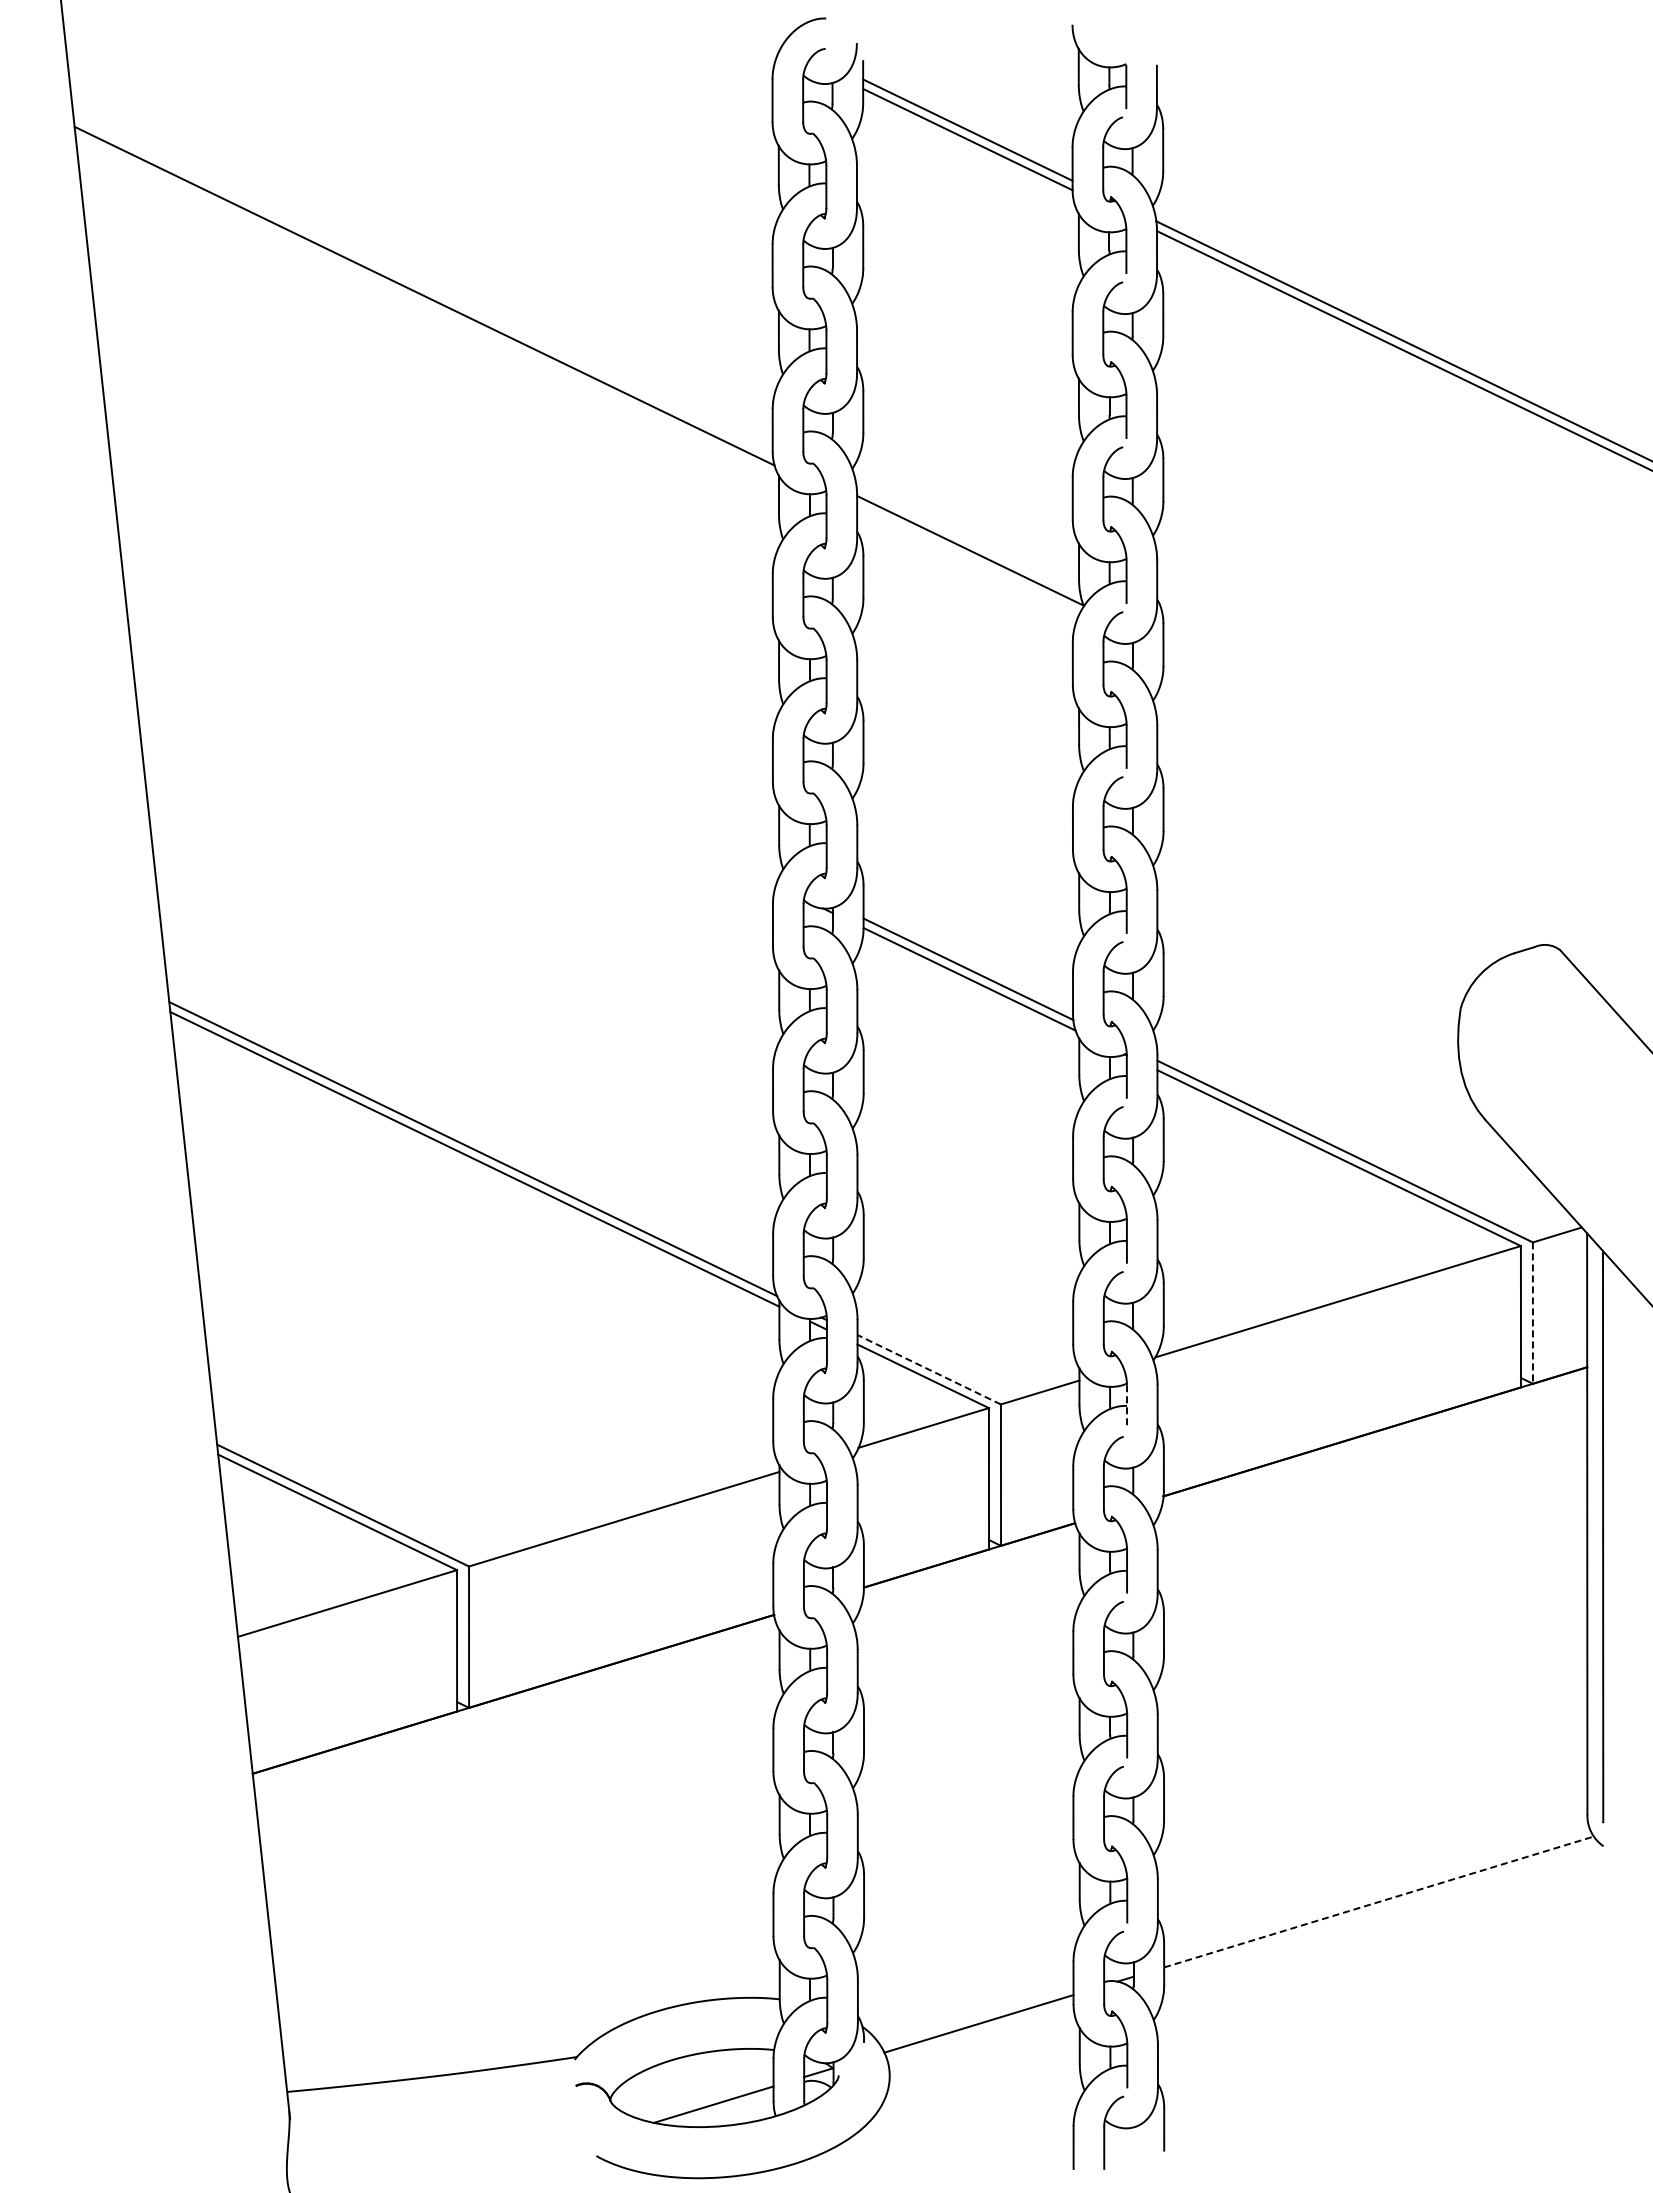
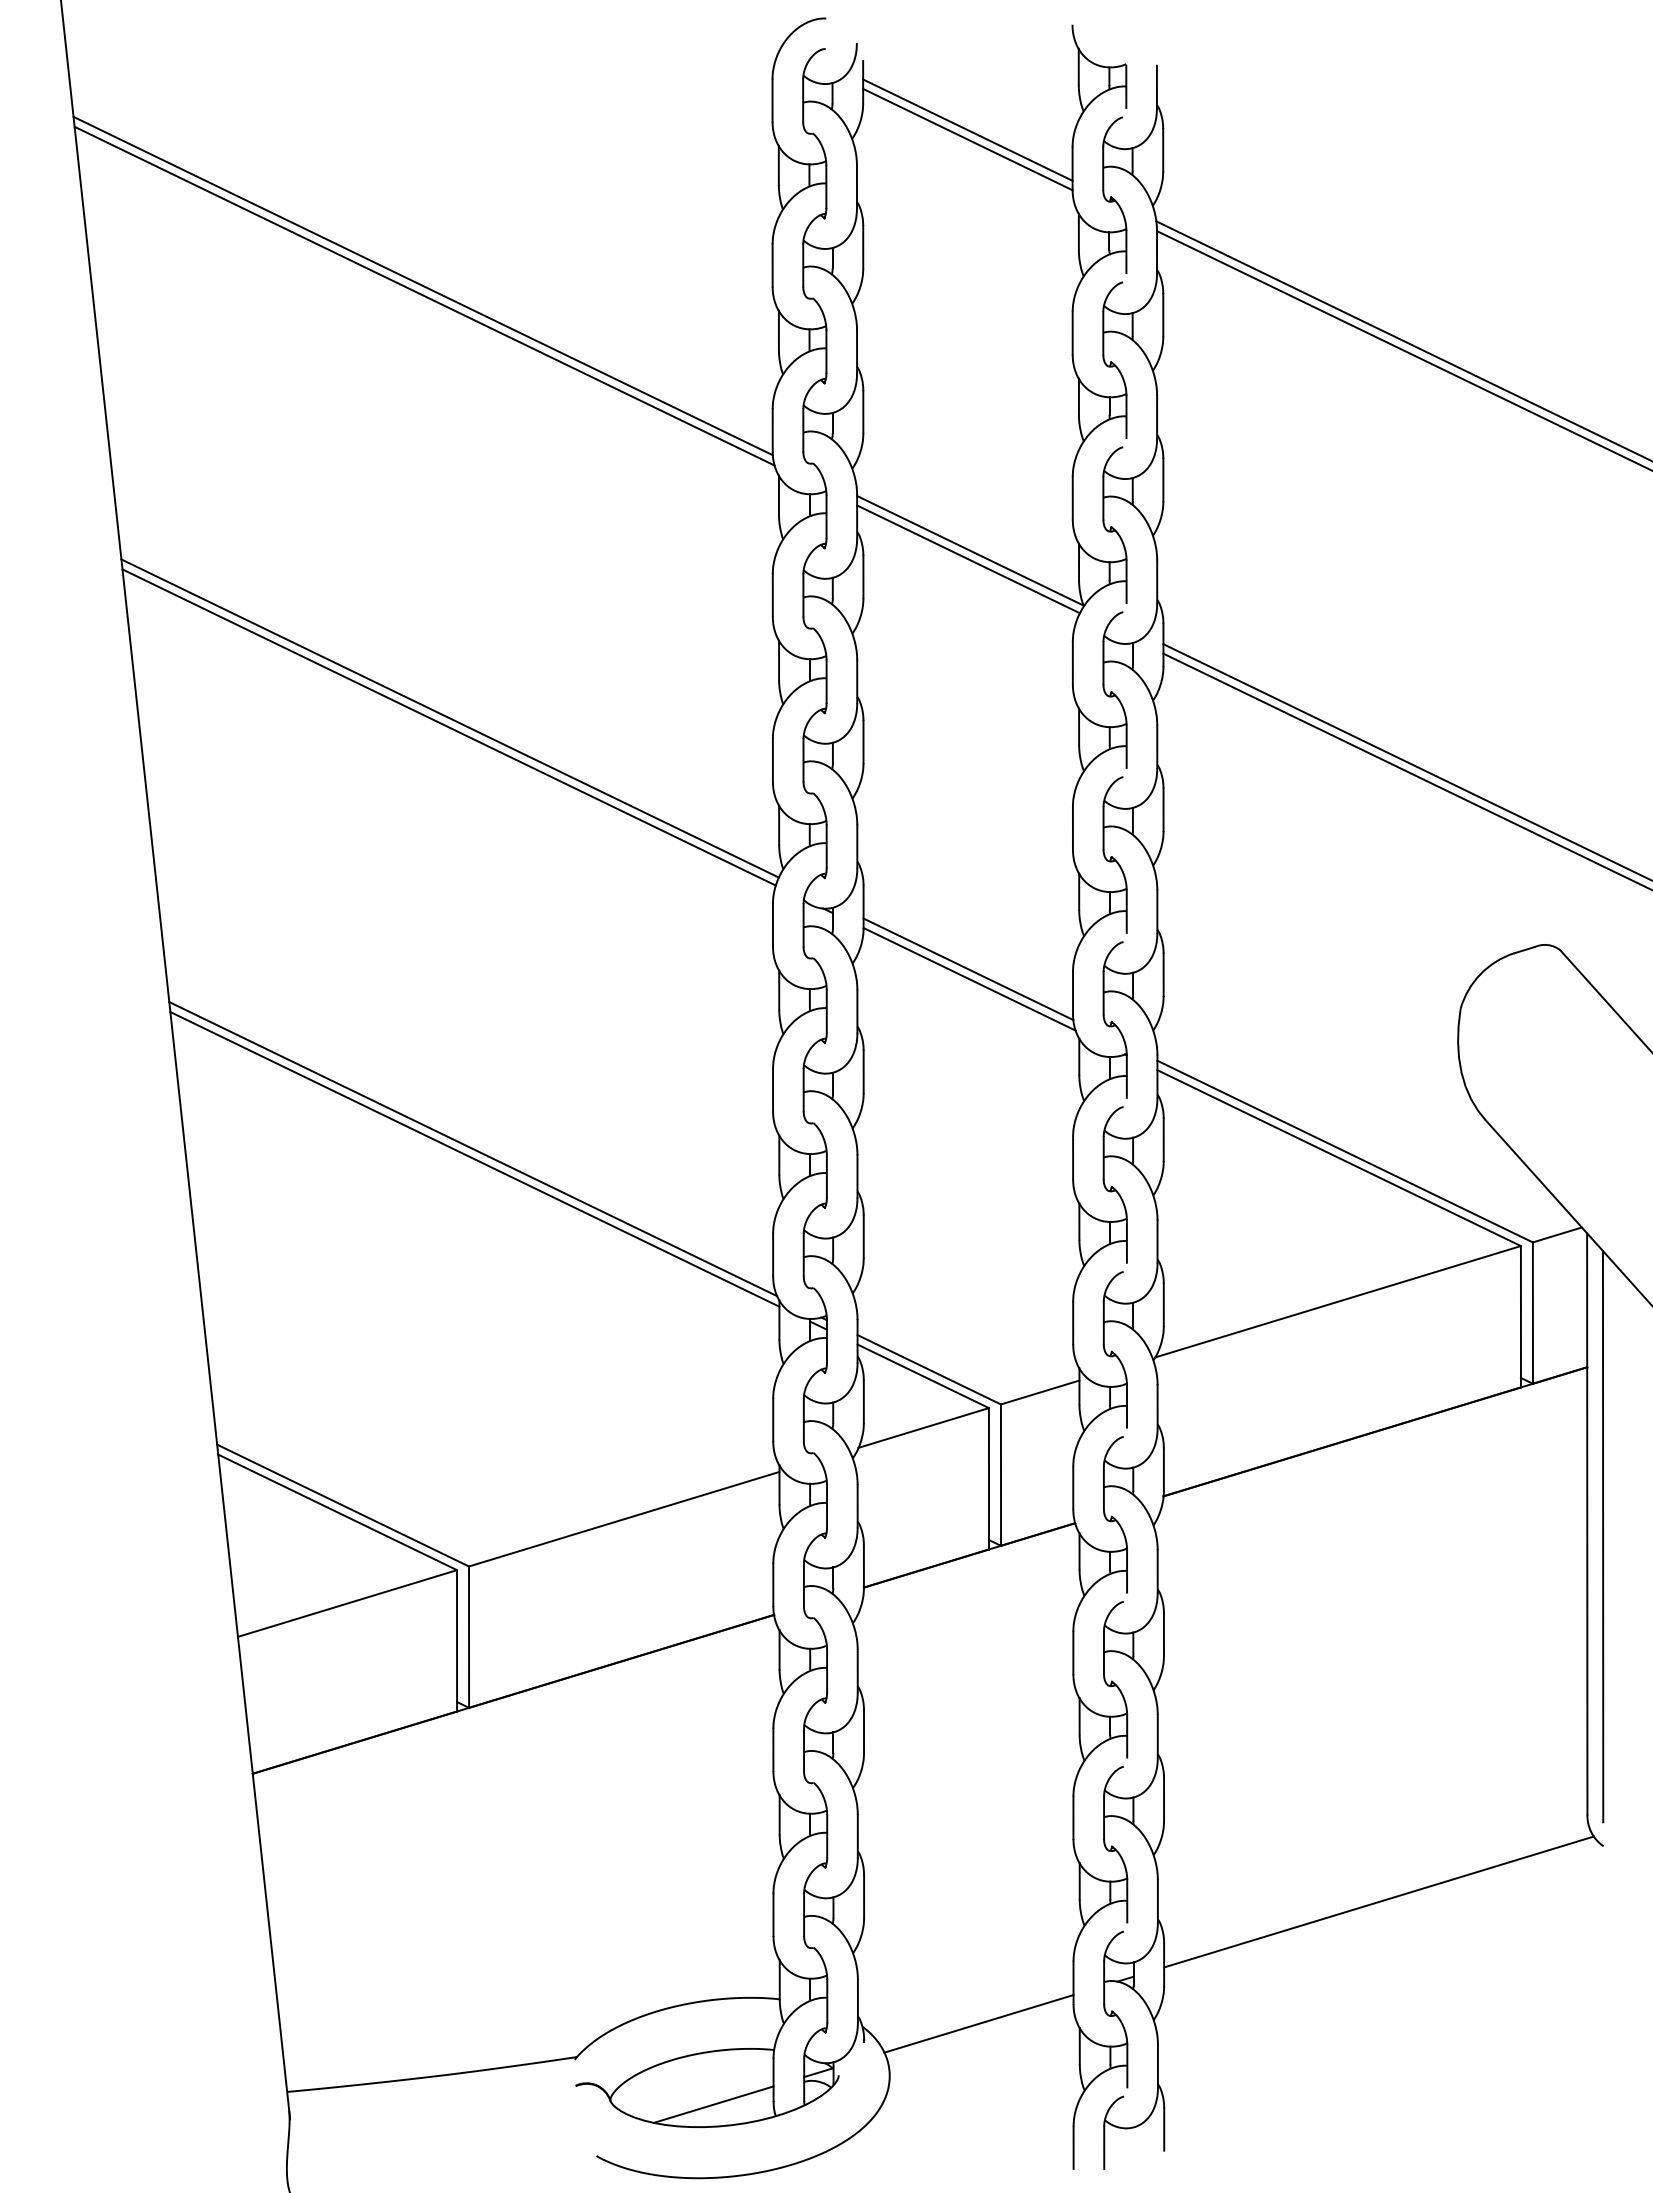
line: none -> present (422, 285)
line: none -> present (968, 559)
line: none -> present (450, 718)
line: none -> present (448, 727)
line: none -> present (1406, 761)
line: none -> present (1406, 770)
line: dashed -> solid (1532, 1313)
line: dashed -> solid (929, 1369)
line: dashed -> solid (1127, 1406)
line: dashed -> solid (1378, 1902)
